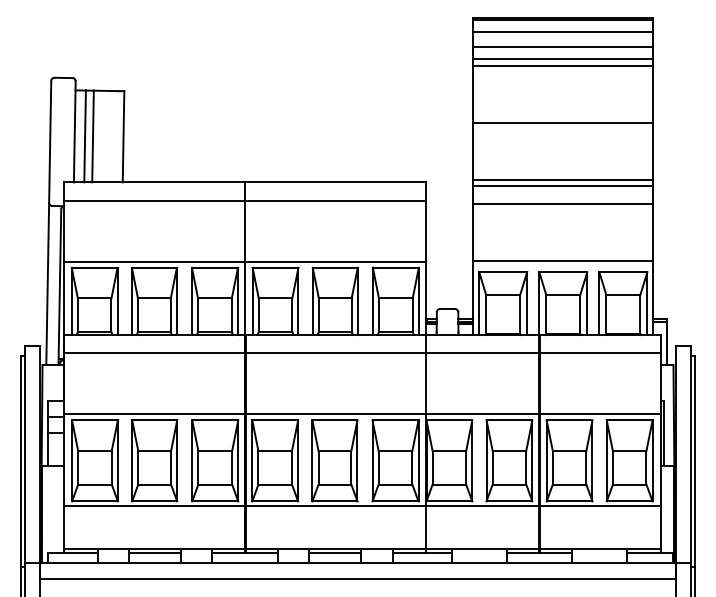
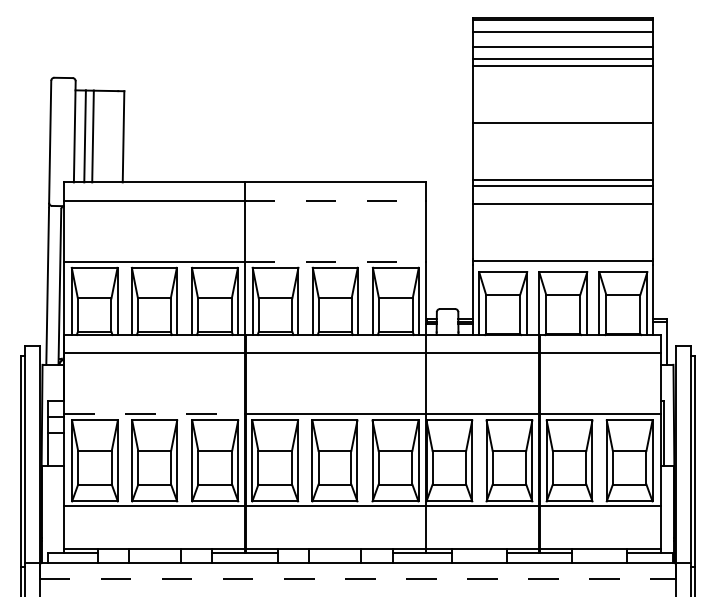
line: solid -> dashed (335, 200)
line: solid -> dashed (335, 261)
line: solid -> dashed (155, 414)
line: present -> none (155, 553)
line: present -> none (335, 553)
line: solid -> dashed (358, 578)
